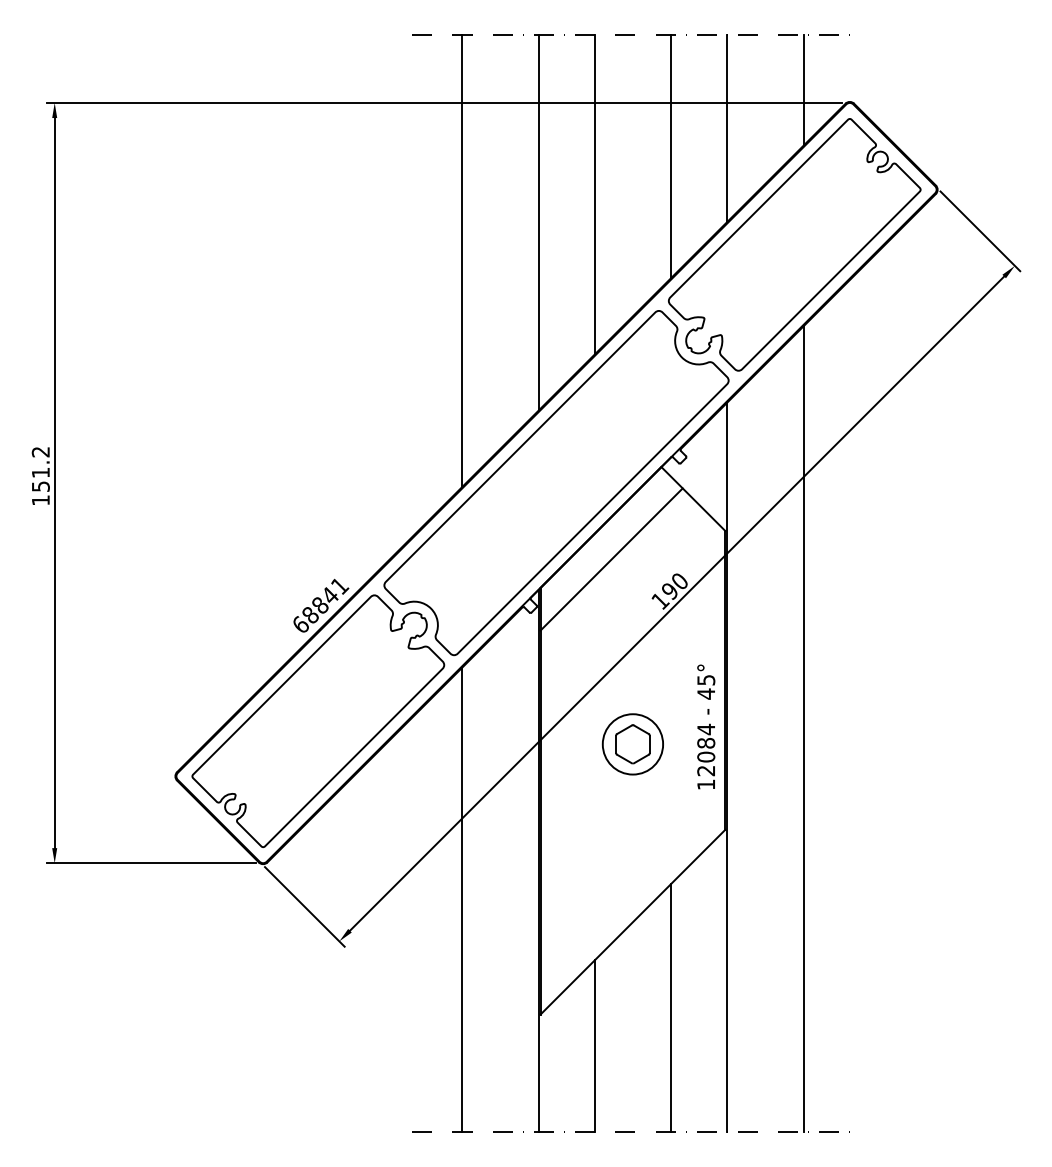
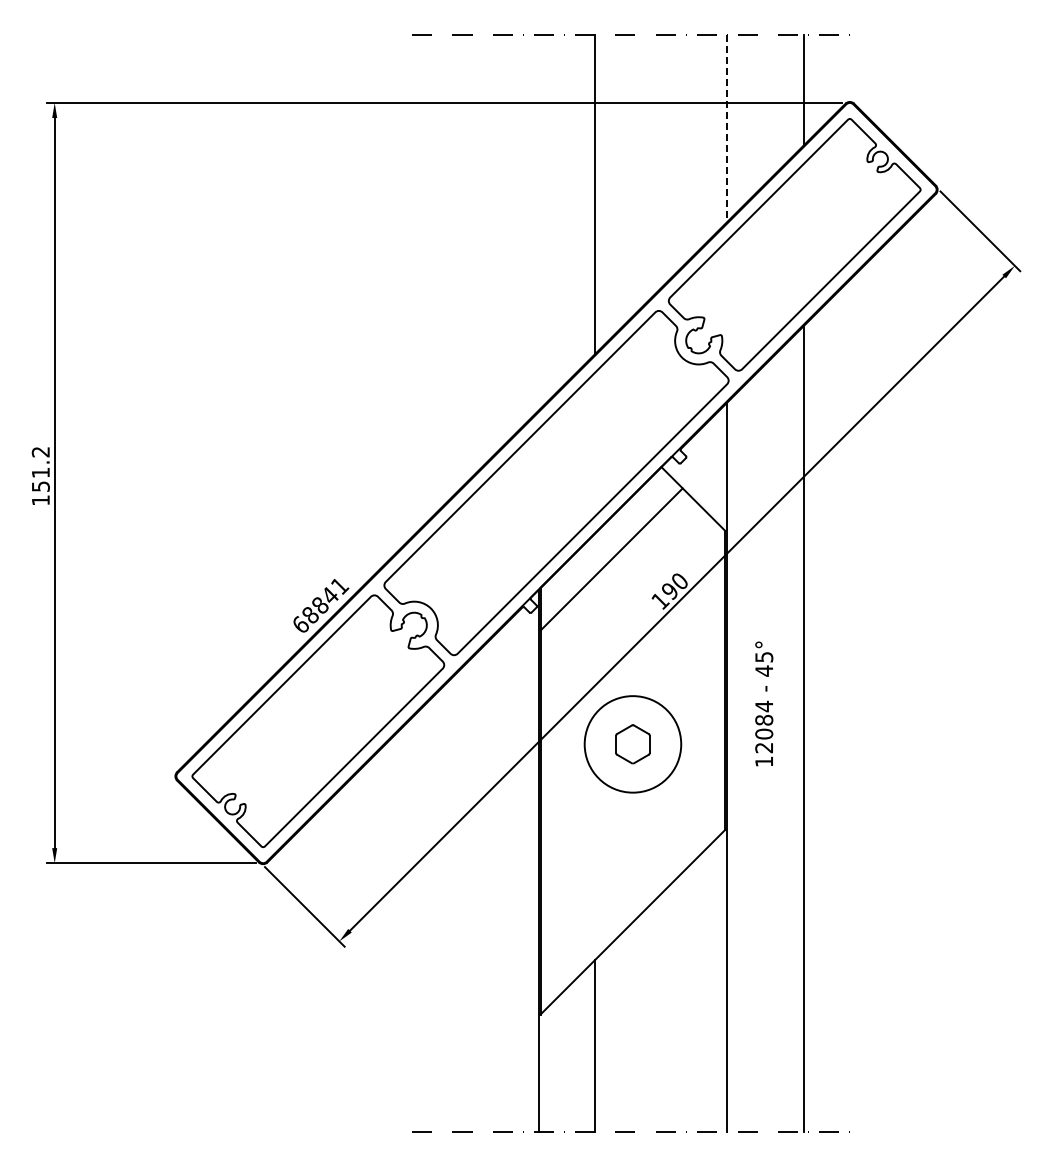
line: solid -> dashed (727, 128)
line: present -> none (670, 156)
line: present -> none (538, 222)
line: present -> none (462, 261)
text position: (706, 726) -> (764, 703) (764, 703)
circle diameter: 60 px -> 97 px (632, 744)
line: present -> none (462, 899)
line: present -> none (670, 1007)
